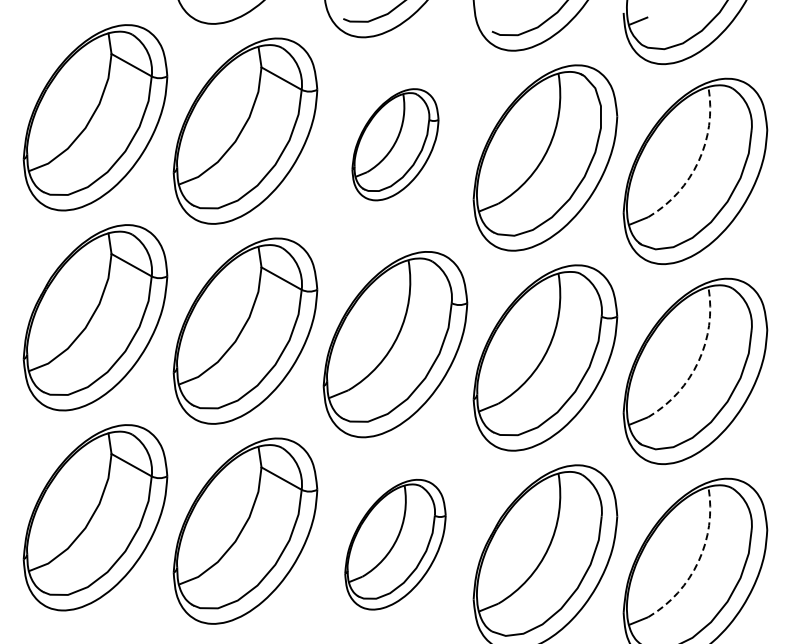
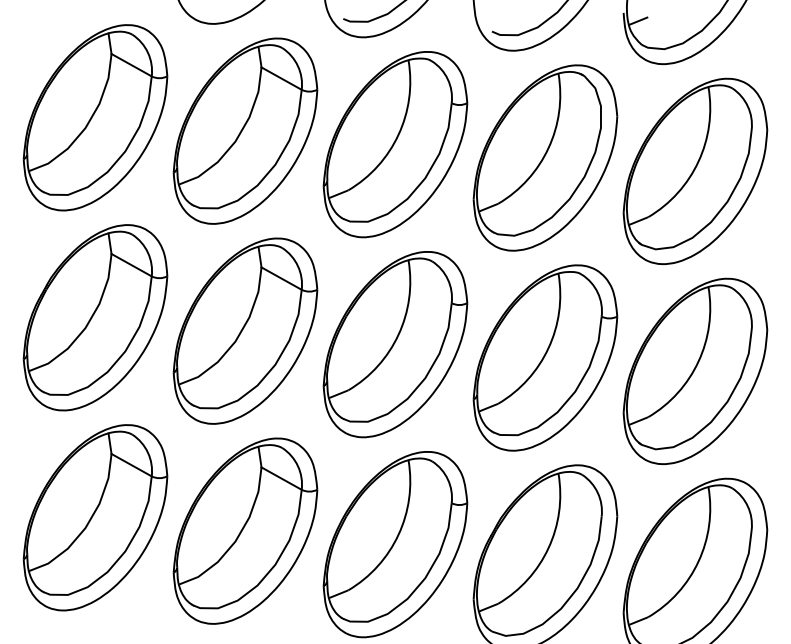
part size: 89x114 px -> 147x188 px (395, 144)
arc: dashed -> solid (698, 161)
arc: dashed -> solid (698, 361)
part size: 103x132 px -> 147x188 px (395, 544)
arc: dashed -> solid (698, 561)
